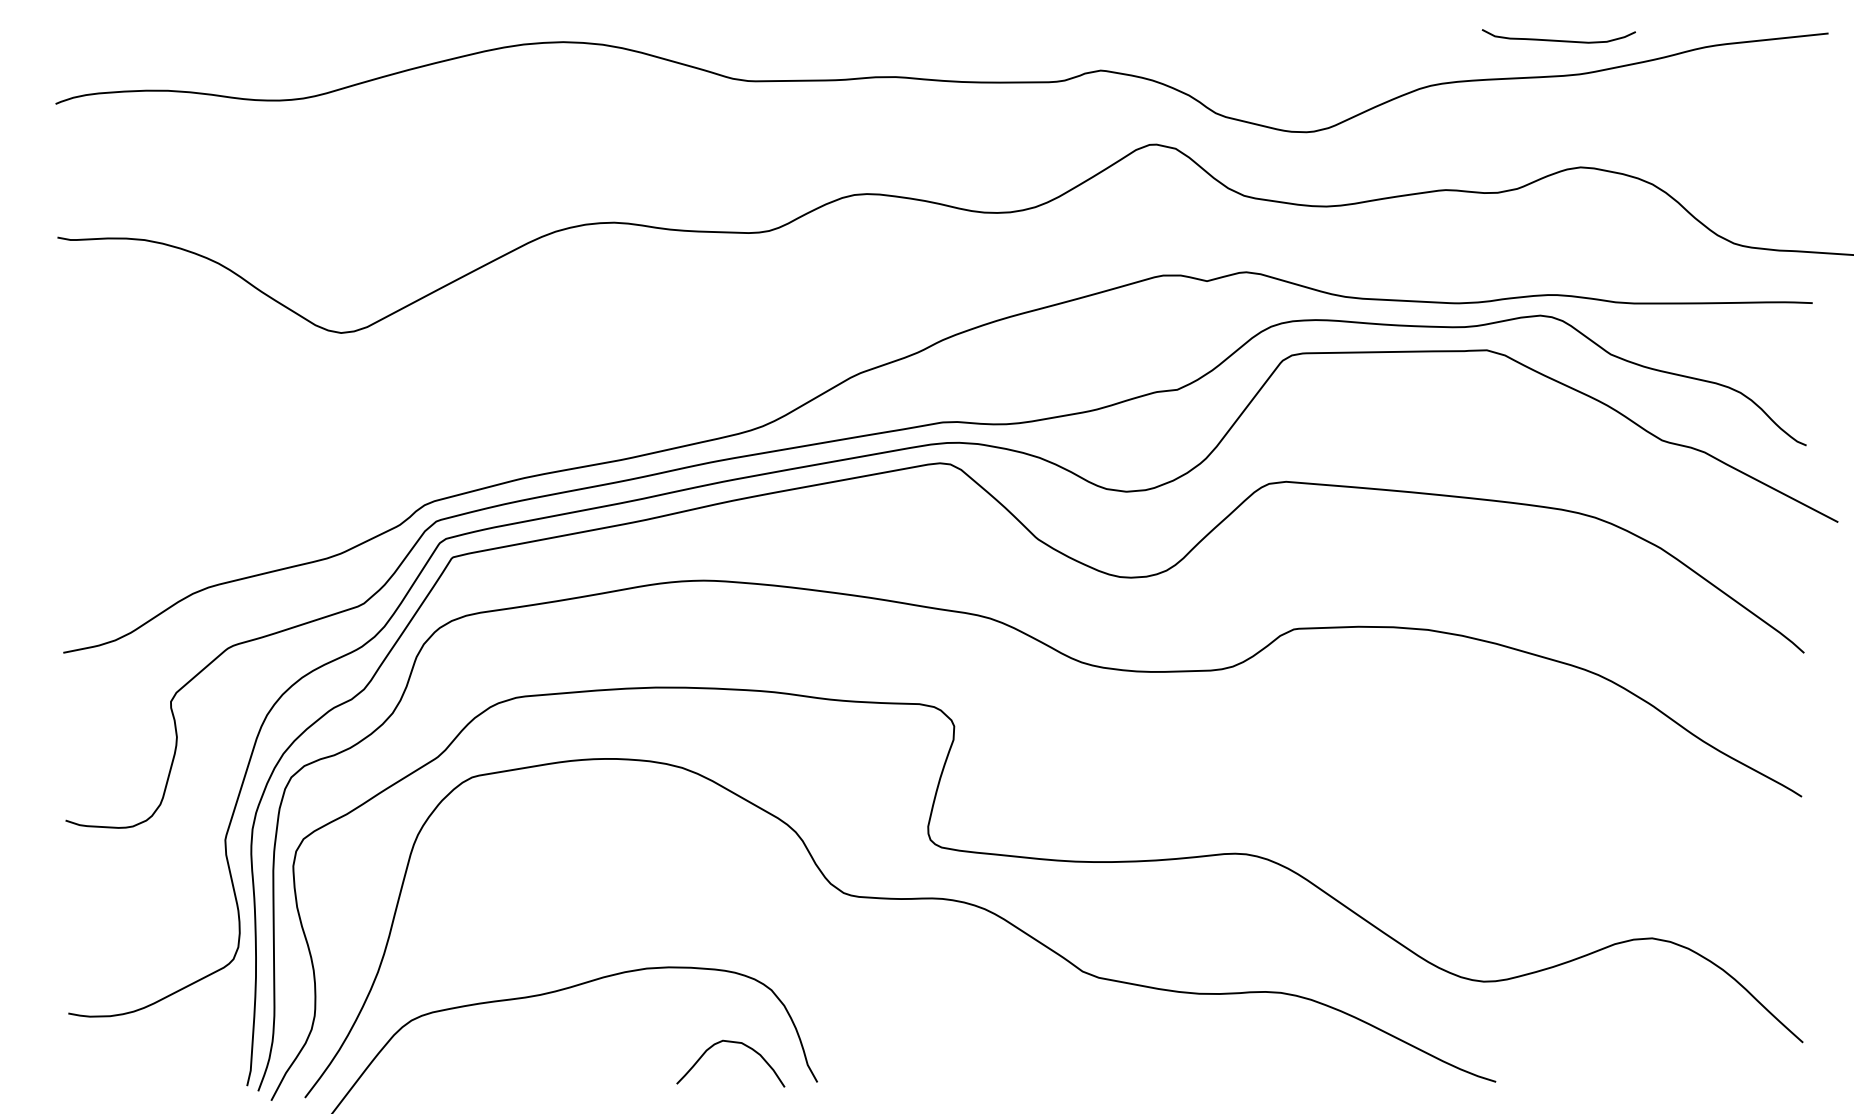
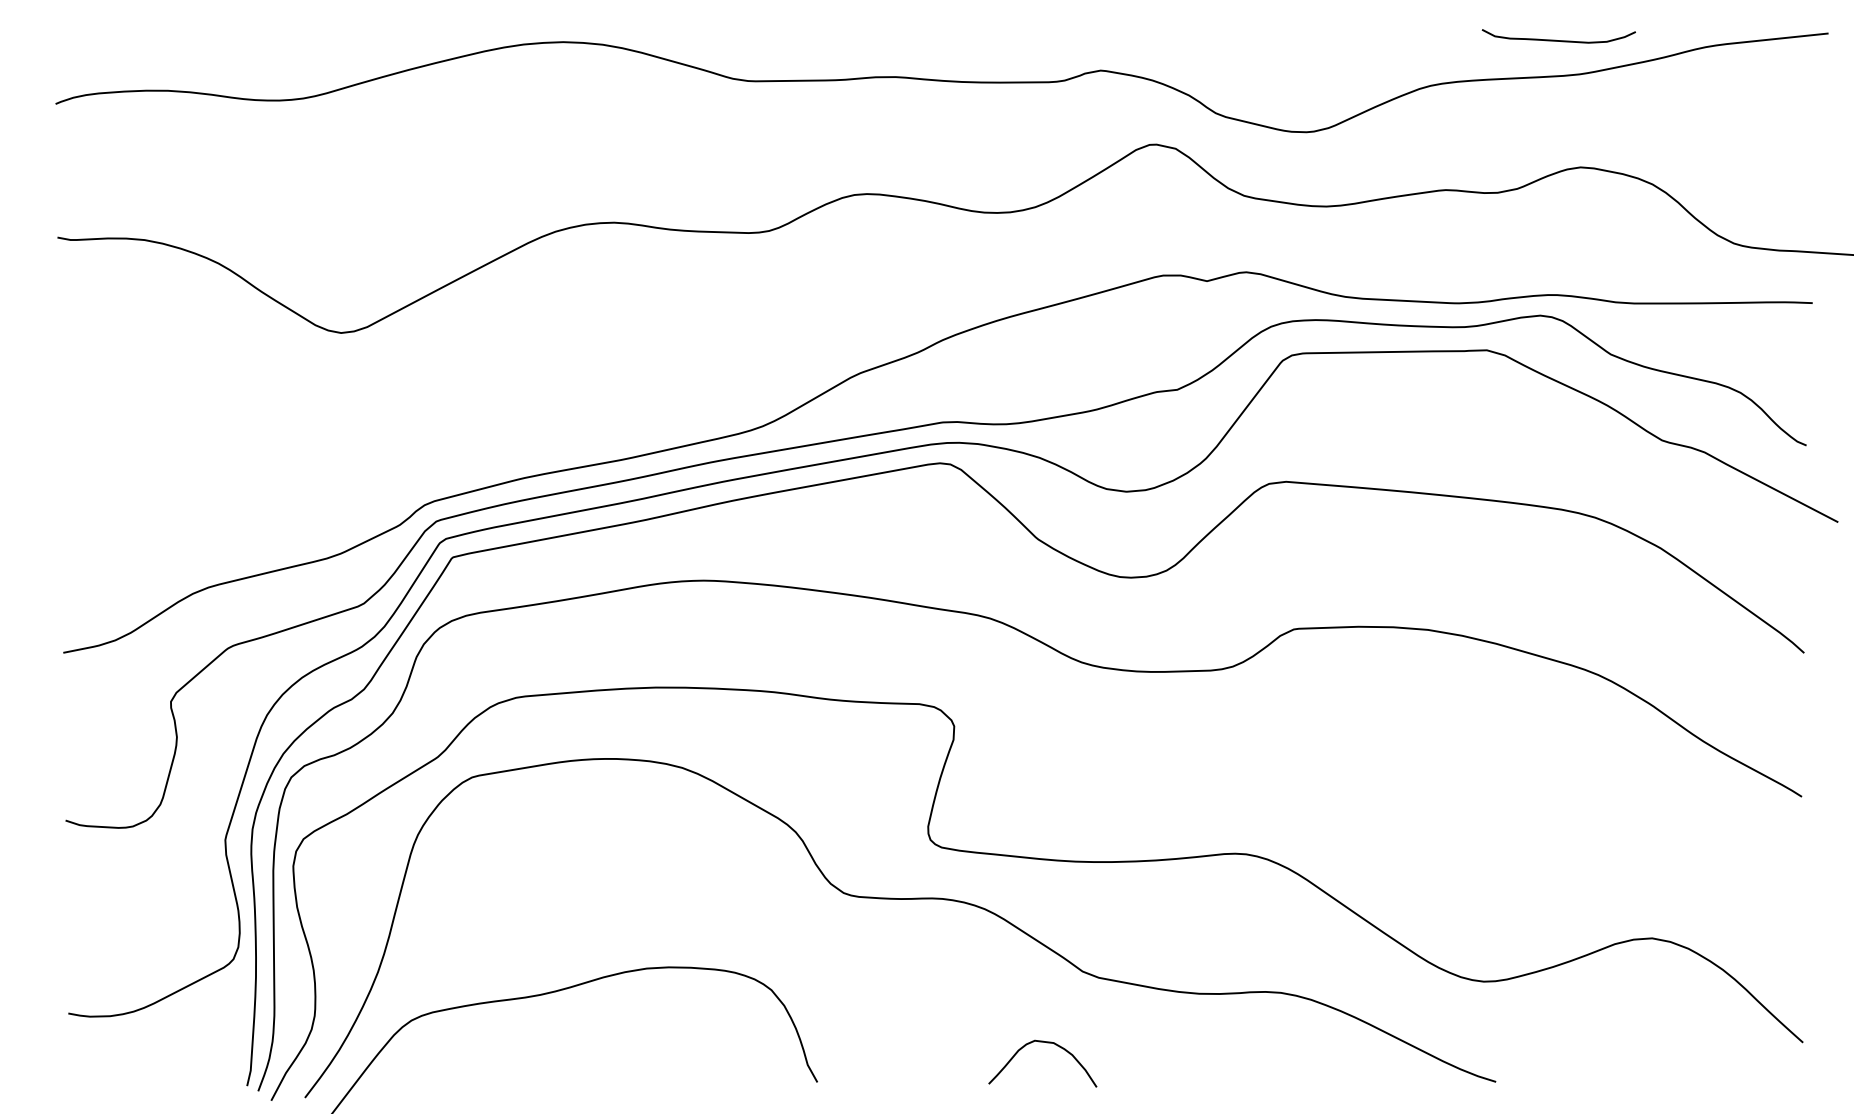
curve position: (734, 1043) -> (1046, 1043) (1046, 1043)
